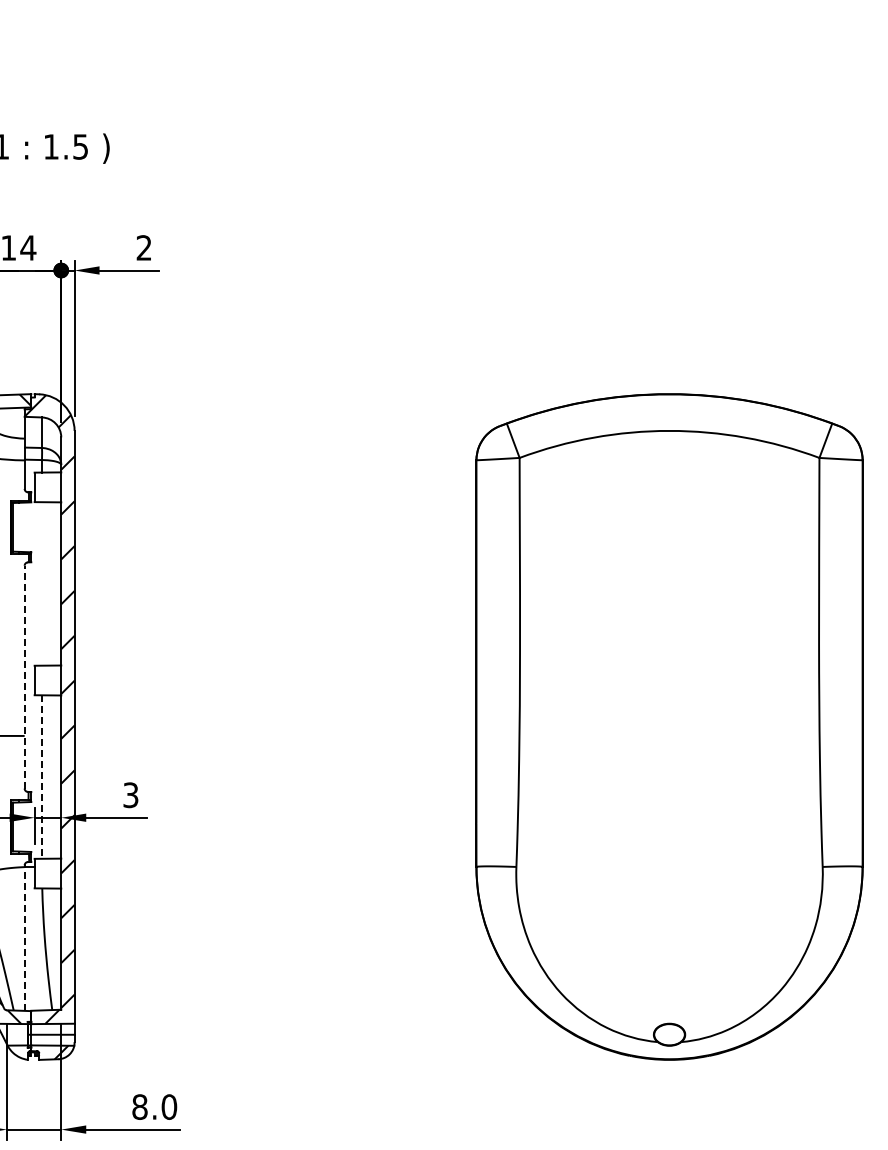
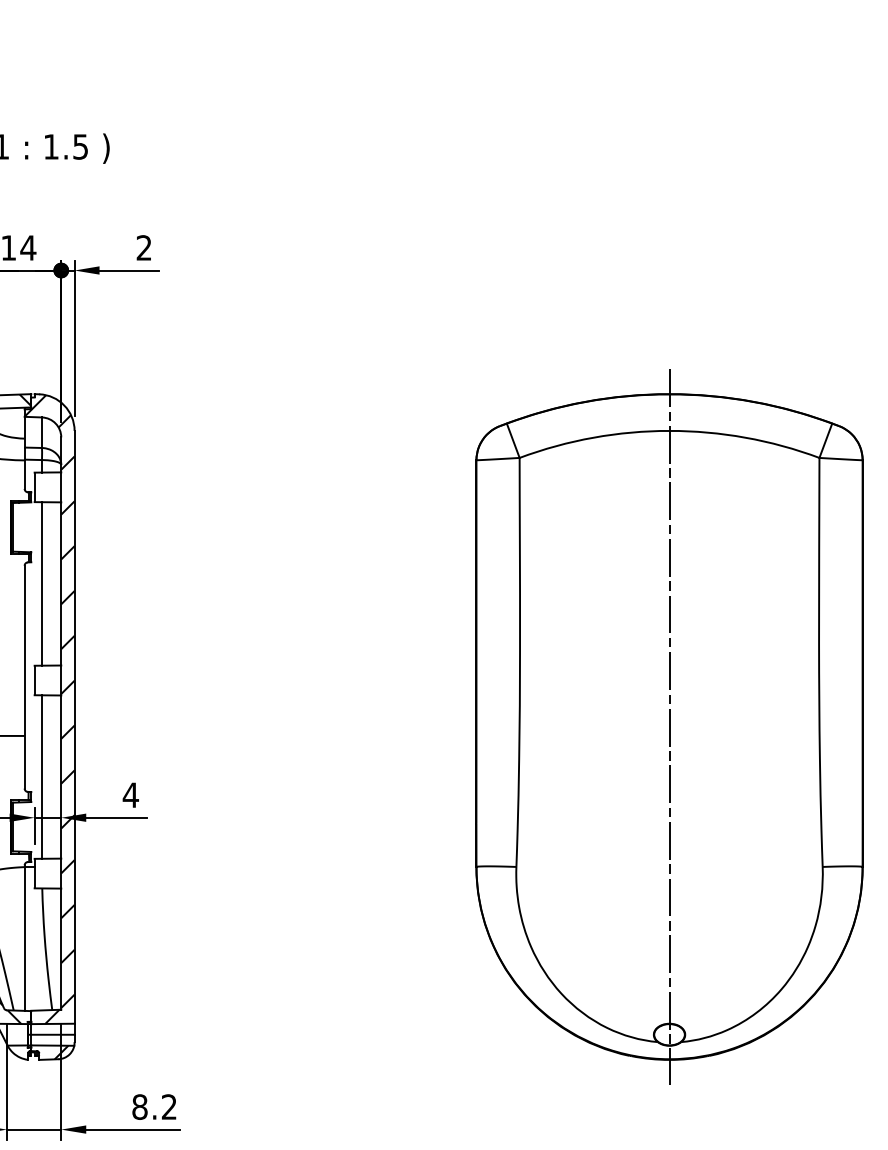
line: none -> present (42, 583)
line: dashed -> solid (24, 676)
line: none -> present (669, 726)
line: dashed -> solid (42, 777)
text: 3 -> 4 (130, 795)
line: dashed -> solid (24, 938)
text: 8.0 -> 8.2 (169, 1106)
